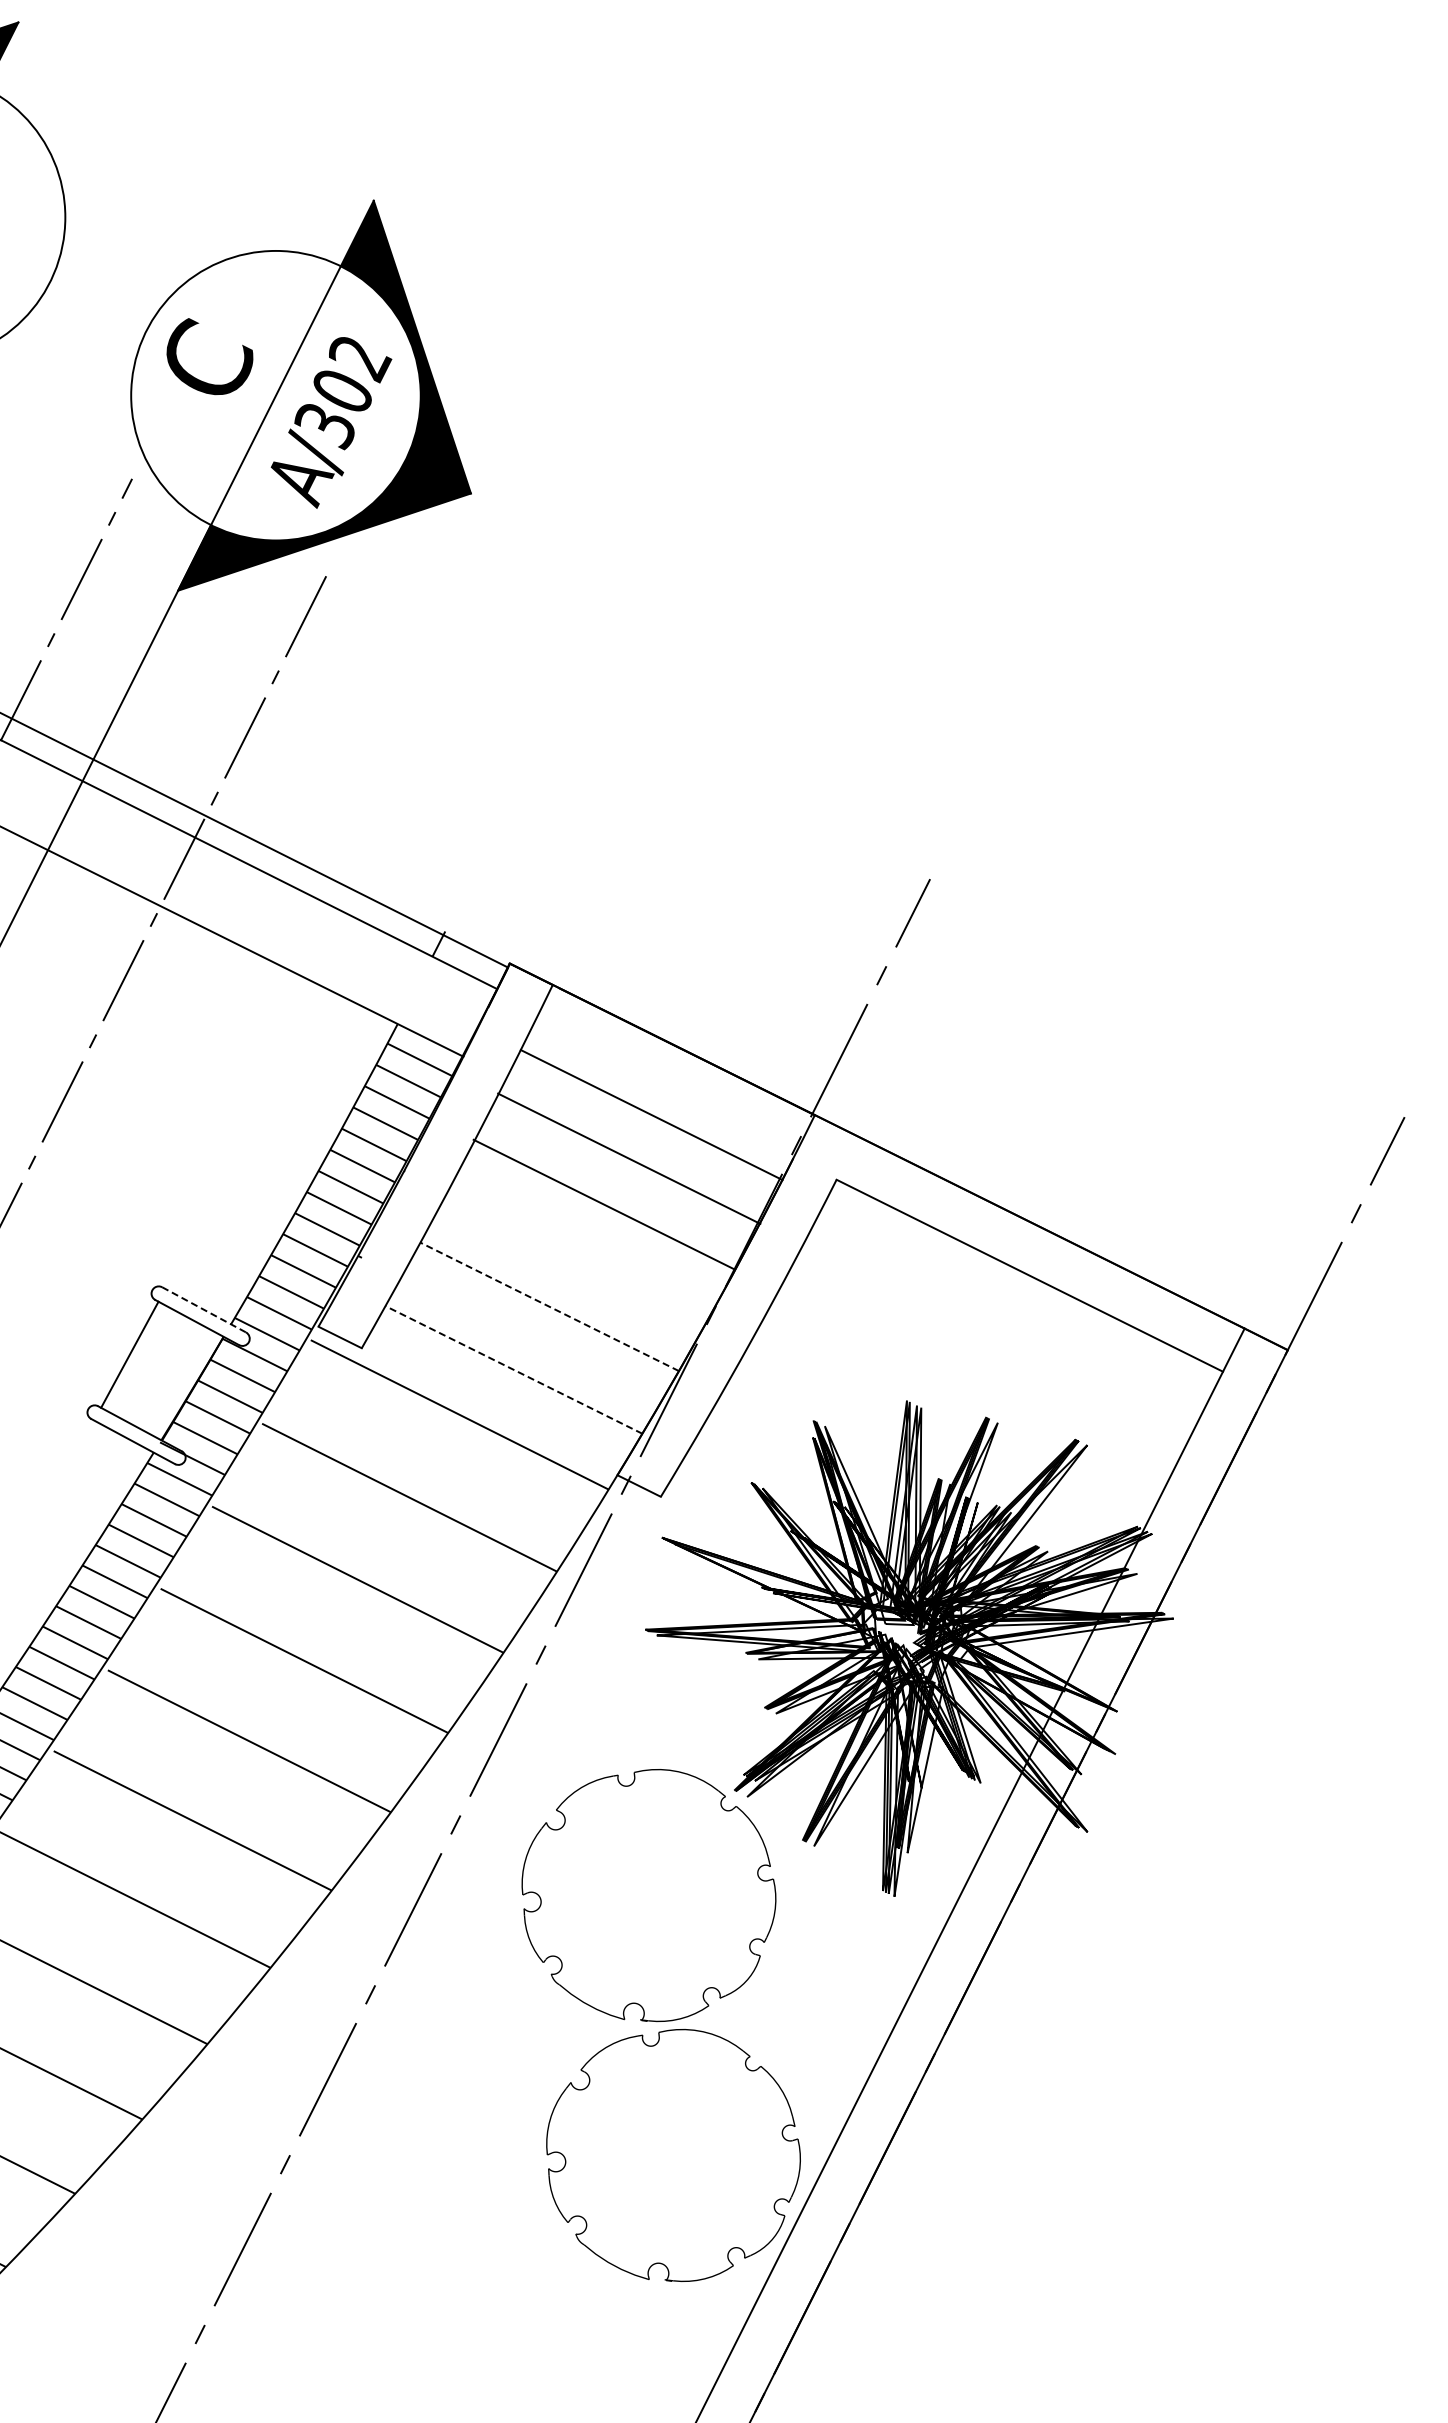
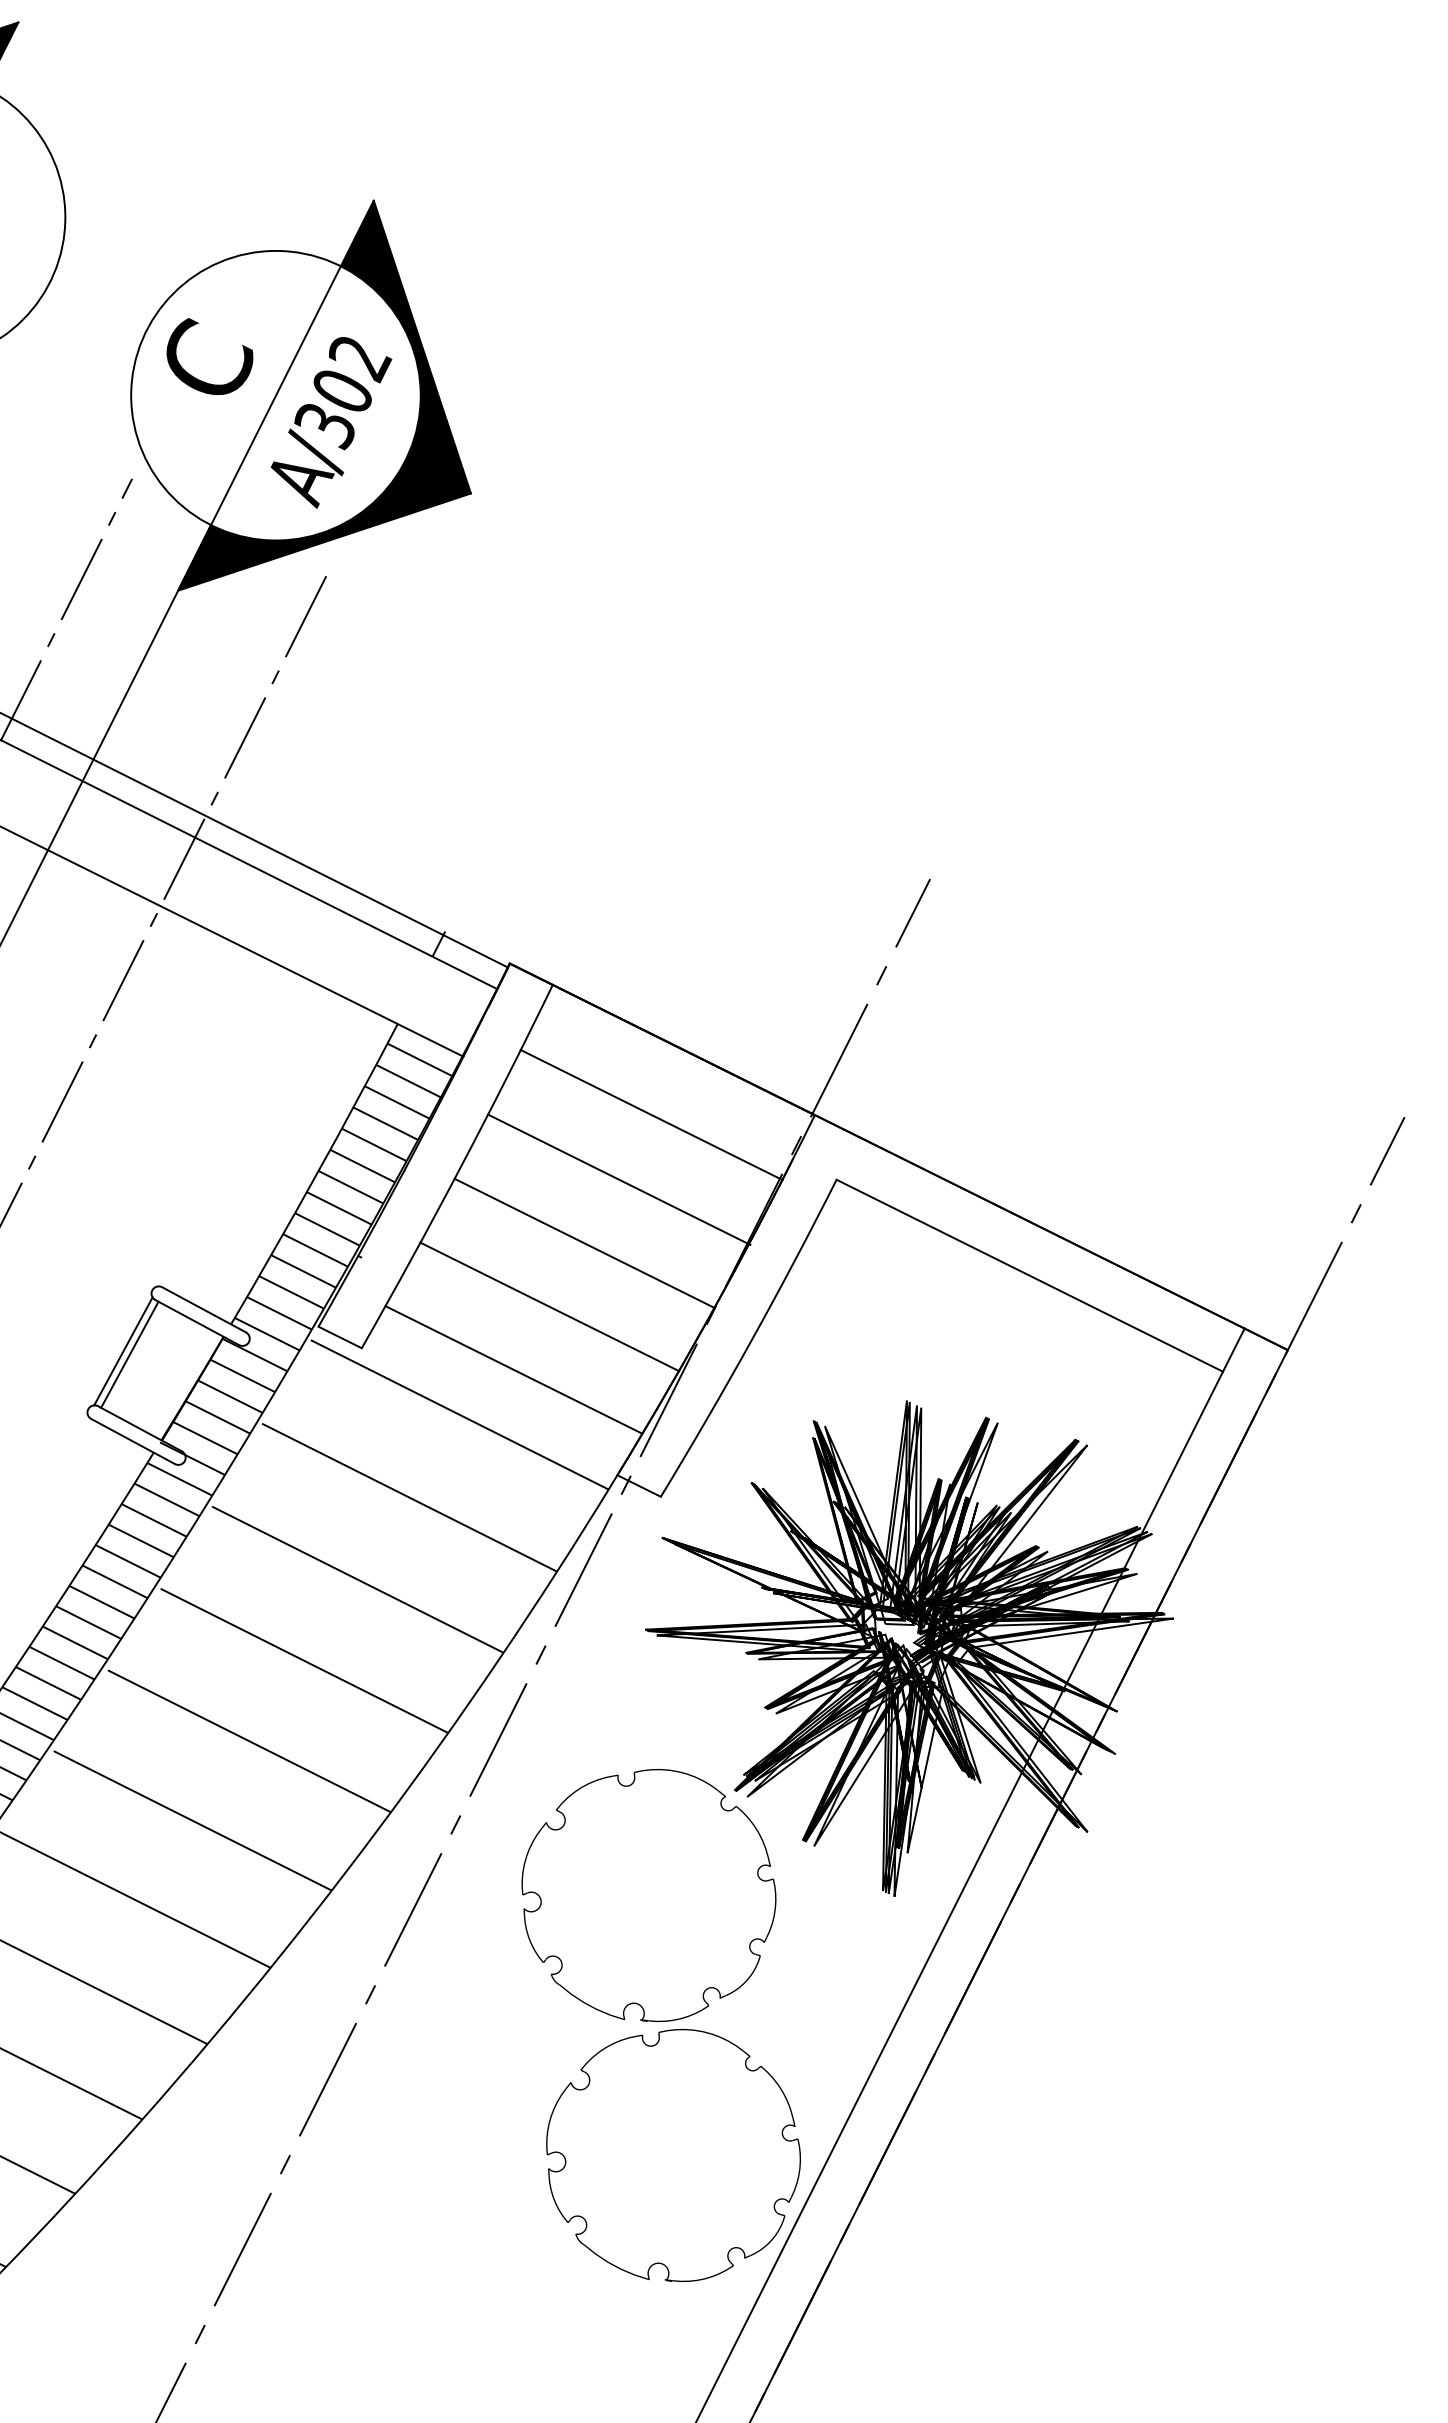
line position: (629, 1158) -> (619, 1179) (619, 1179)
line position: (603, 1203) -> (584, 1242) (584, 1242)
line: dashed -> solid (549, 1306)
line: dashed -> solid (204, 1309)
line: none -> present (123, 1351)
line: dashed -> solid (513, 1369)
